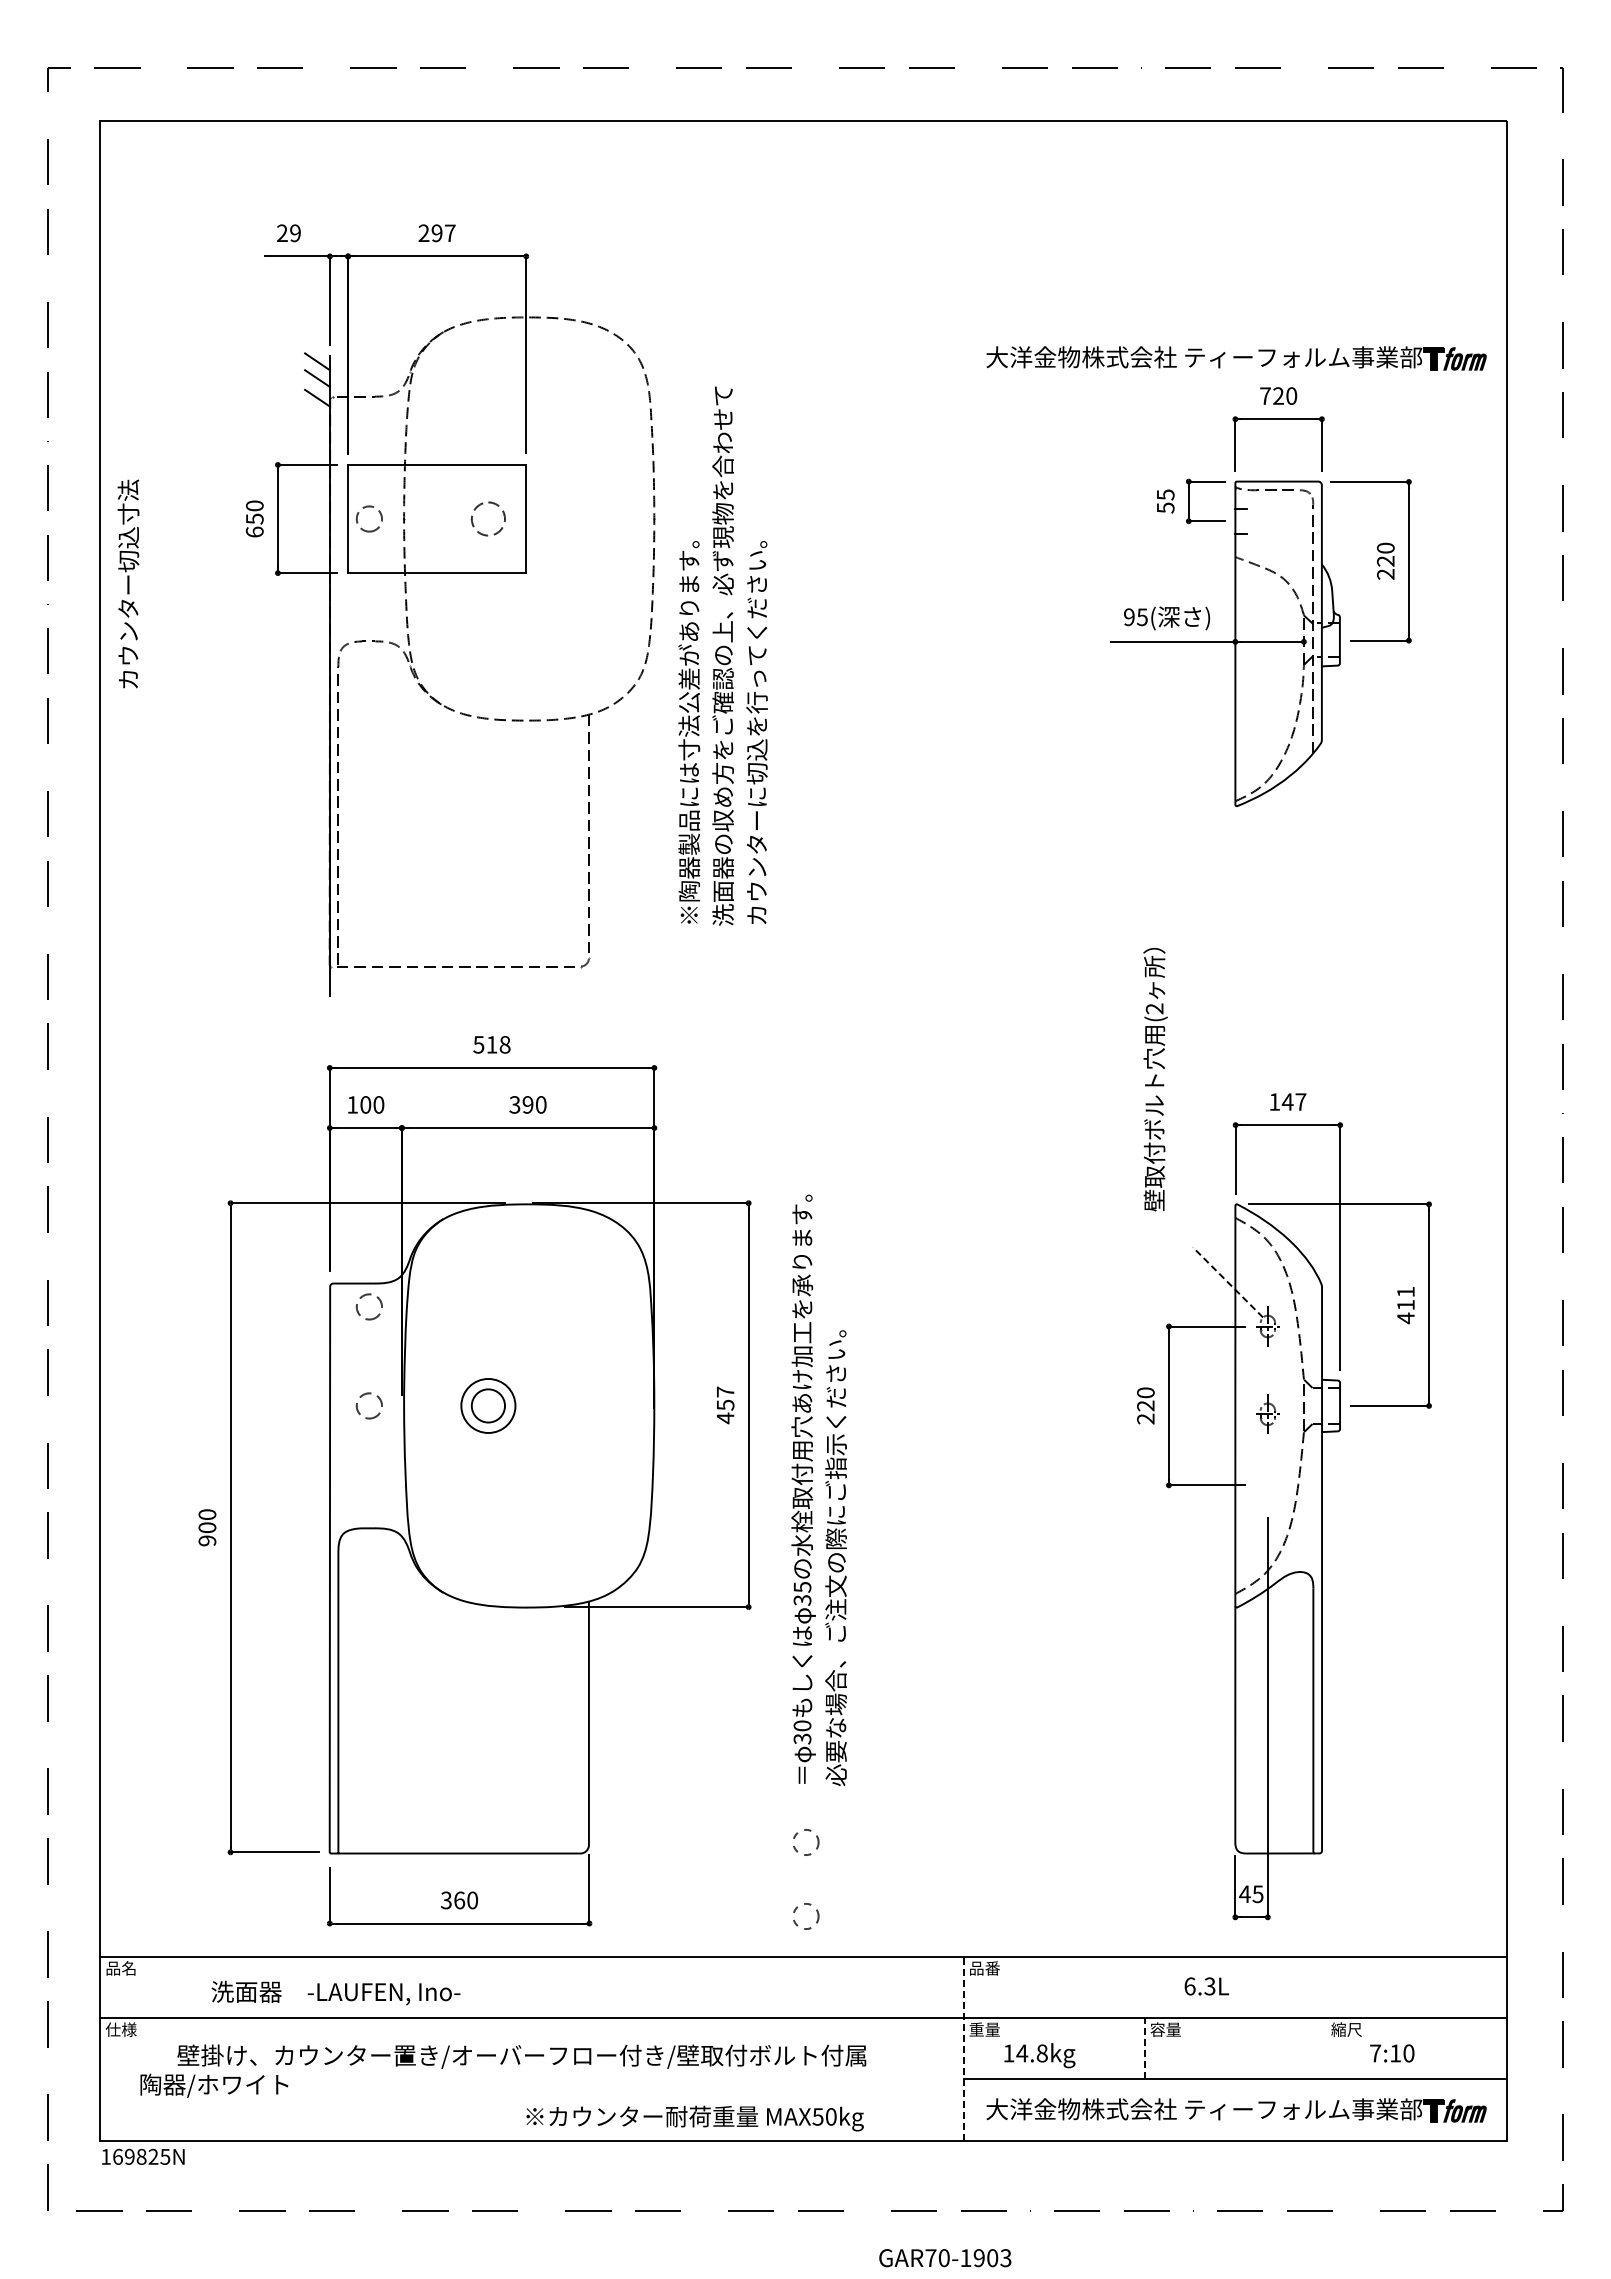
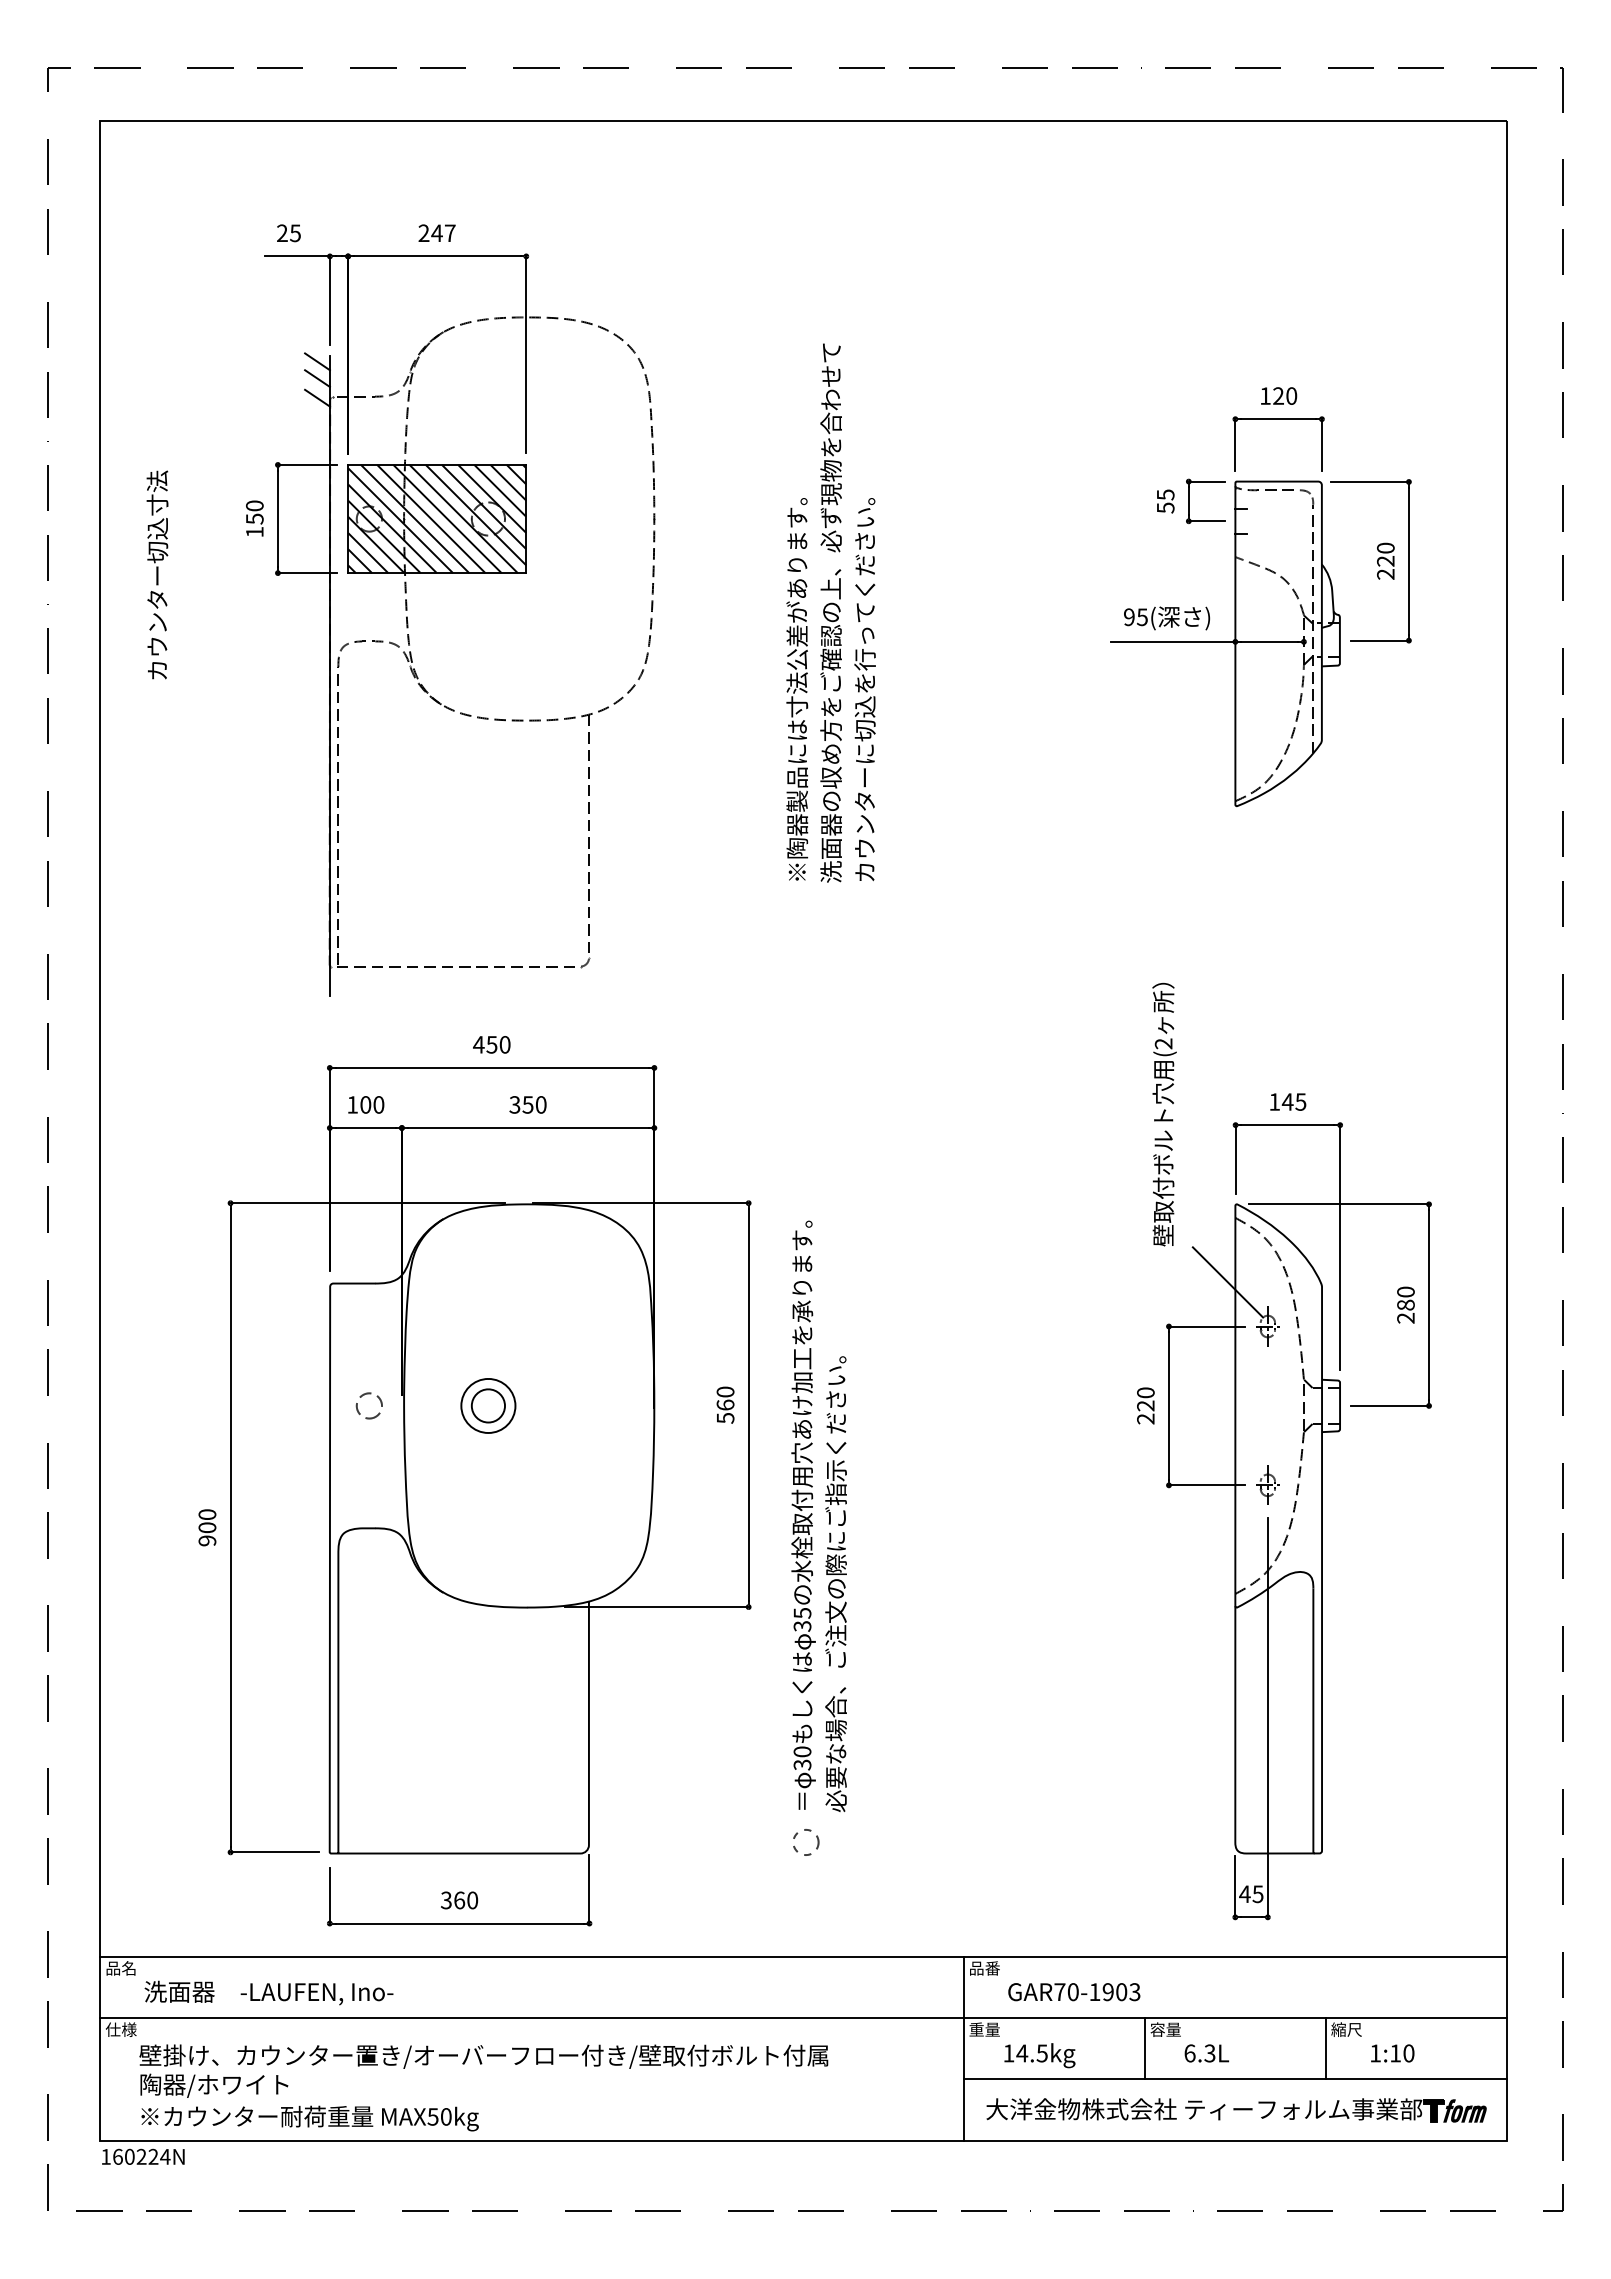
text: 29 -> 25 (295, 233)
text: 297 -> 247 (436, 233)
part: present -> none (1236, 358)
text: 720 -> 120 (1265, 395)
hatch: none -> present (437, 518)
text: 650 -> 150 (254, 531)
text position: (128, 583) -> (157, 574) (157, 574)
text position: (722, 655) -> (830, 612) (830, 612)
text: 518 -> 450 (491, 1044)
text position: (1155, 1079) -> (1164, 1114) (1164, 1114)
text: 147 -> 145 (1300, 1101)
text: 390 -> 350 (527, 1104)
line: dashed -> solid (1228, 1282)
part: present -> none (361, 1298)
text: 411 -> 280 (1405, 1305)
text: 457 -> 560 (725, 1405)
part position: (1267, 1413) -> (1267, 1484) (1267, 1484)
text position: (818, 1489) -> (818, 1515) (818, 1515)
circle: present -> none (806, 1916)
text position: (1206, 1986) -> (1206, 2053) (1206, 2053)
text position: (335, 1992) -> (268, 1992) (268, 1992)
line: dashed -> solid (963, 2048)
line: dashed -> solid (1144, 2048)
line: none -> present (1325, 2048)
text: 14.8kg -> 14.5kg (1041, 2053)
text: 7:10 -> 1:10 (1375, 2053)
text position: (521, 2056) -> (483, 2056) (483, 2056)
text position: (694, 2118) -> (309, 2118) (309, 2118)
text: 169825N -> 160224N (147, 2156)
text position: (945, 2258) -> (1074, 1992) (1074, 1992)
